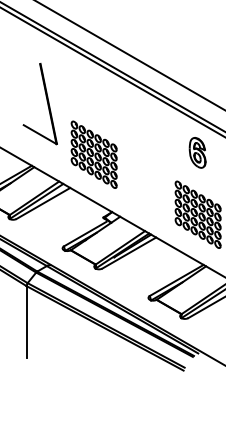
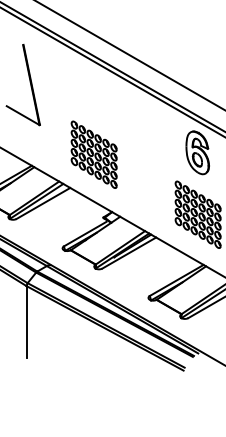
part position: (46, 101) -> (29, 82) (29, 82)
part size: 19x32 px -> 25x46 px (197, 152)
